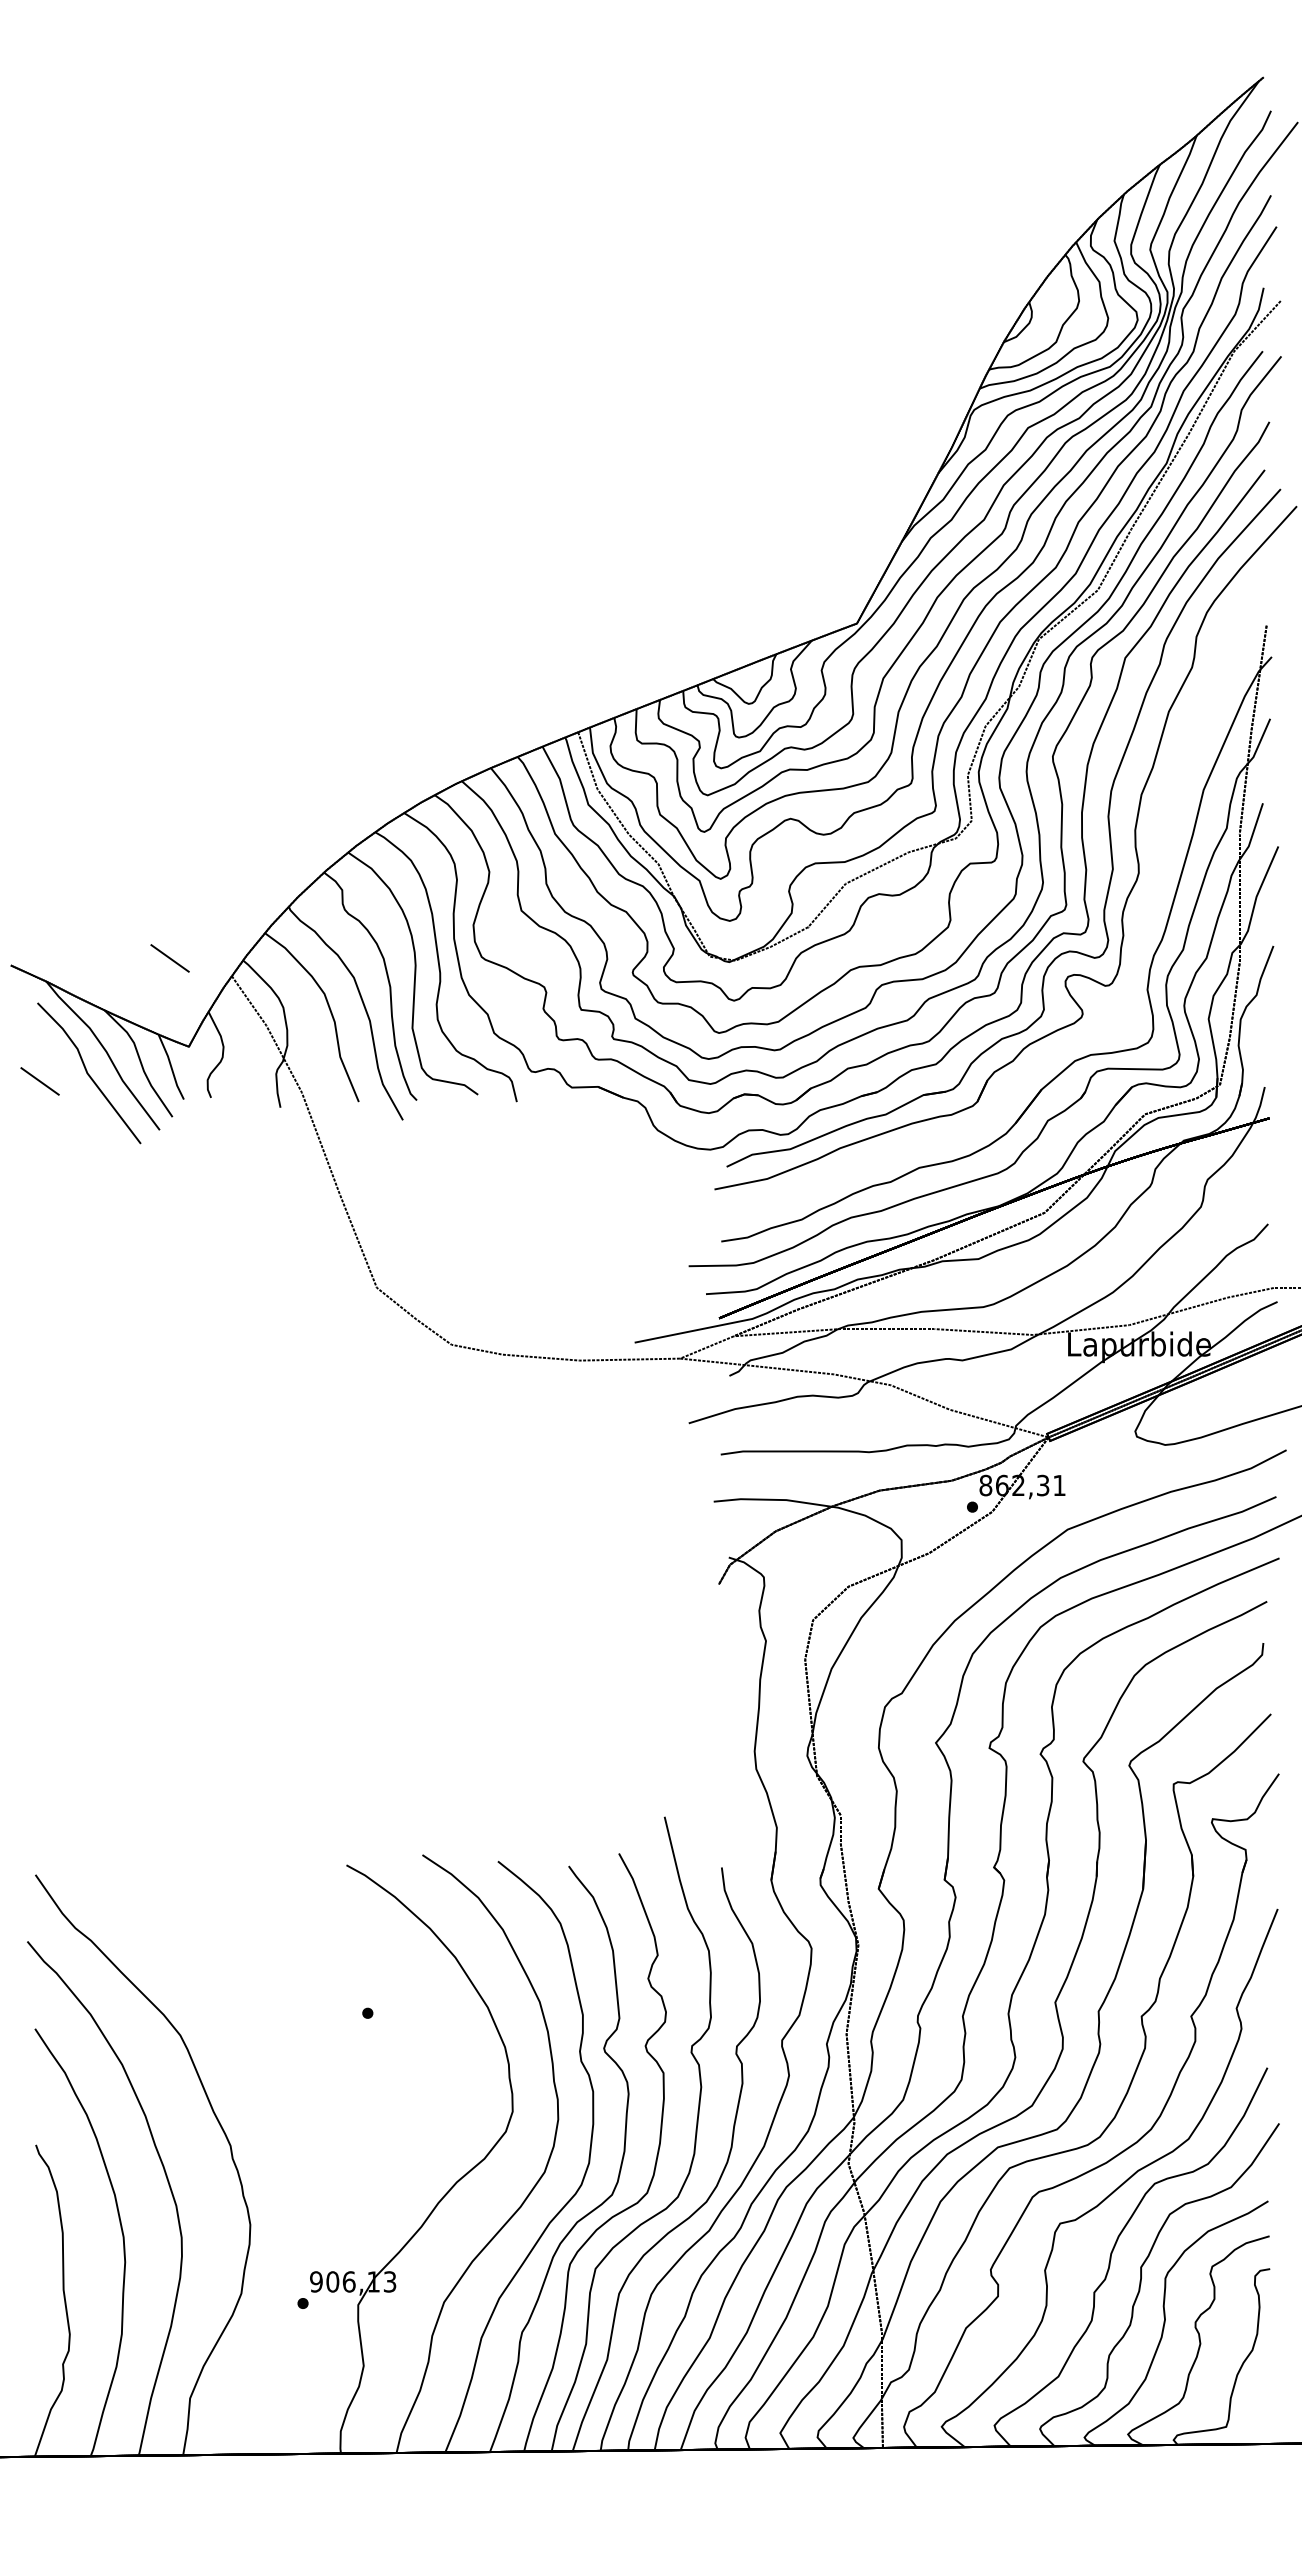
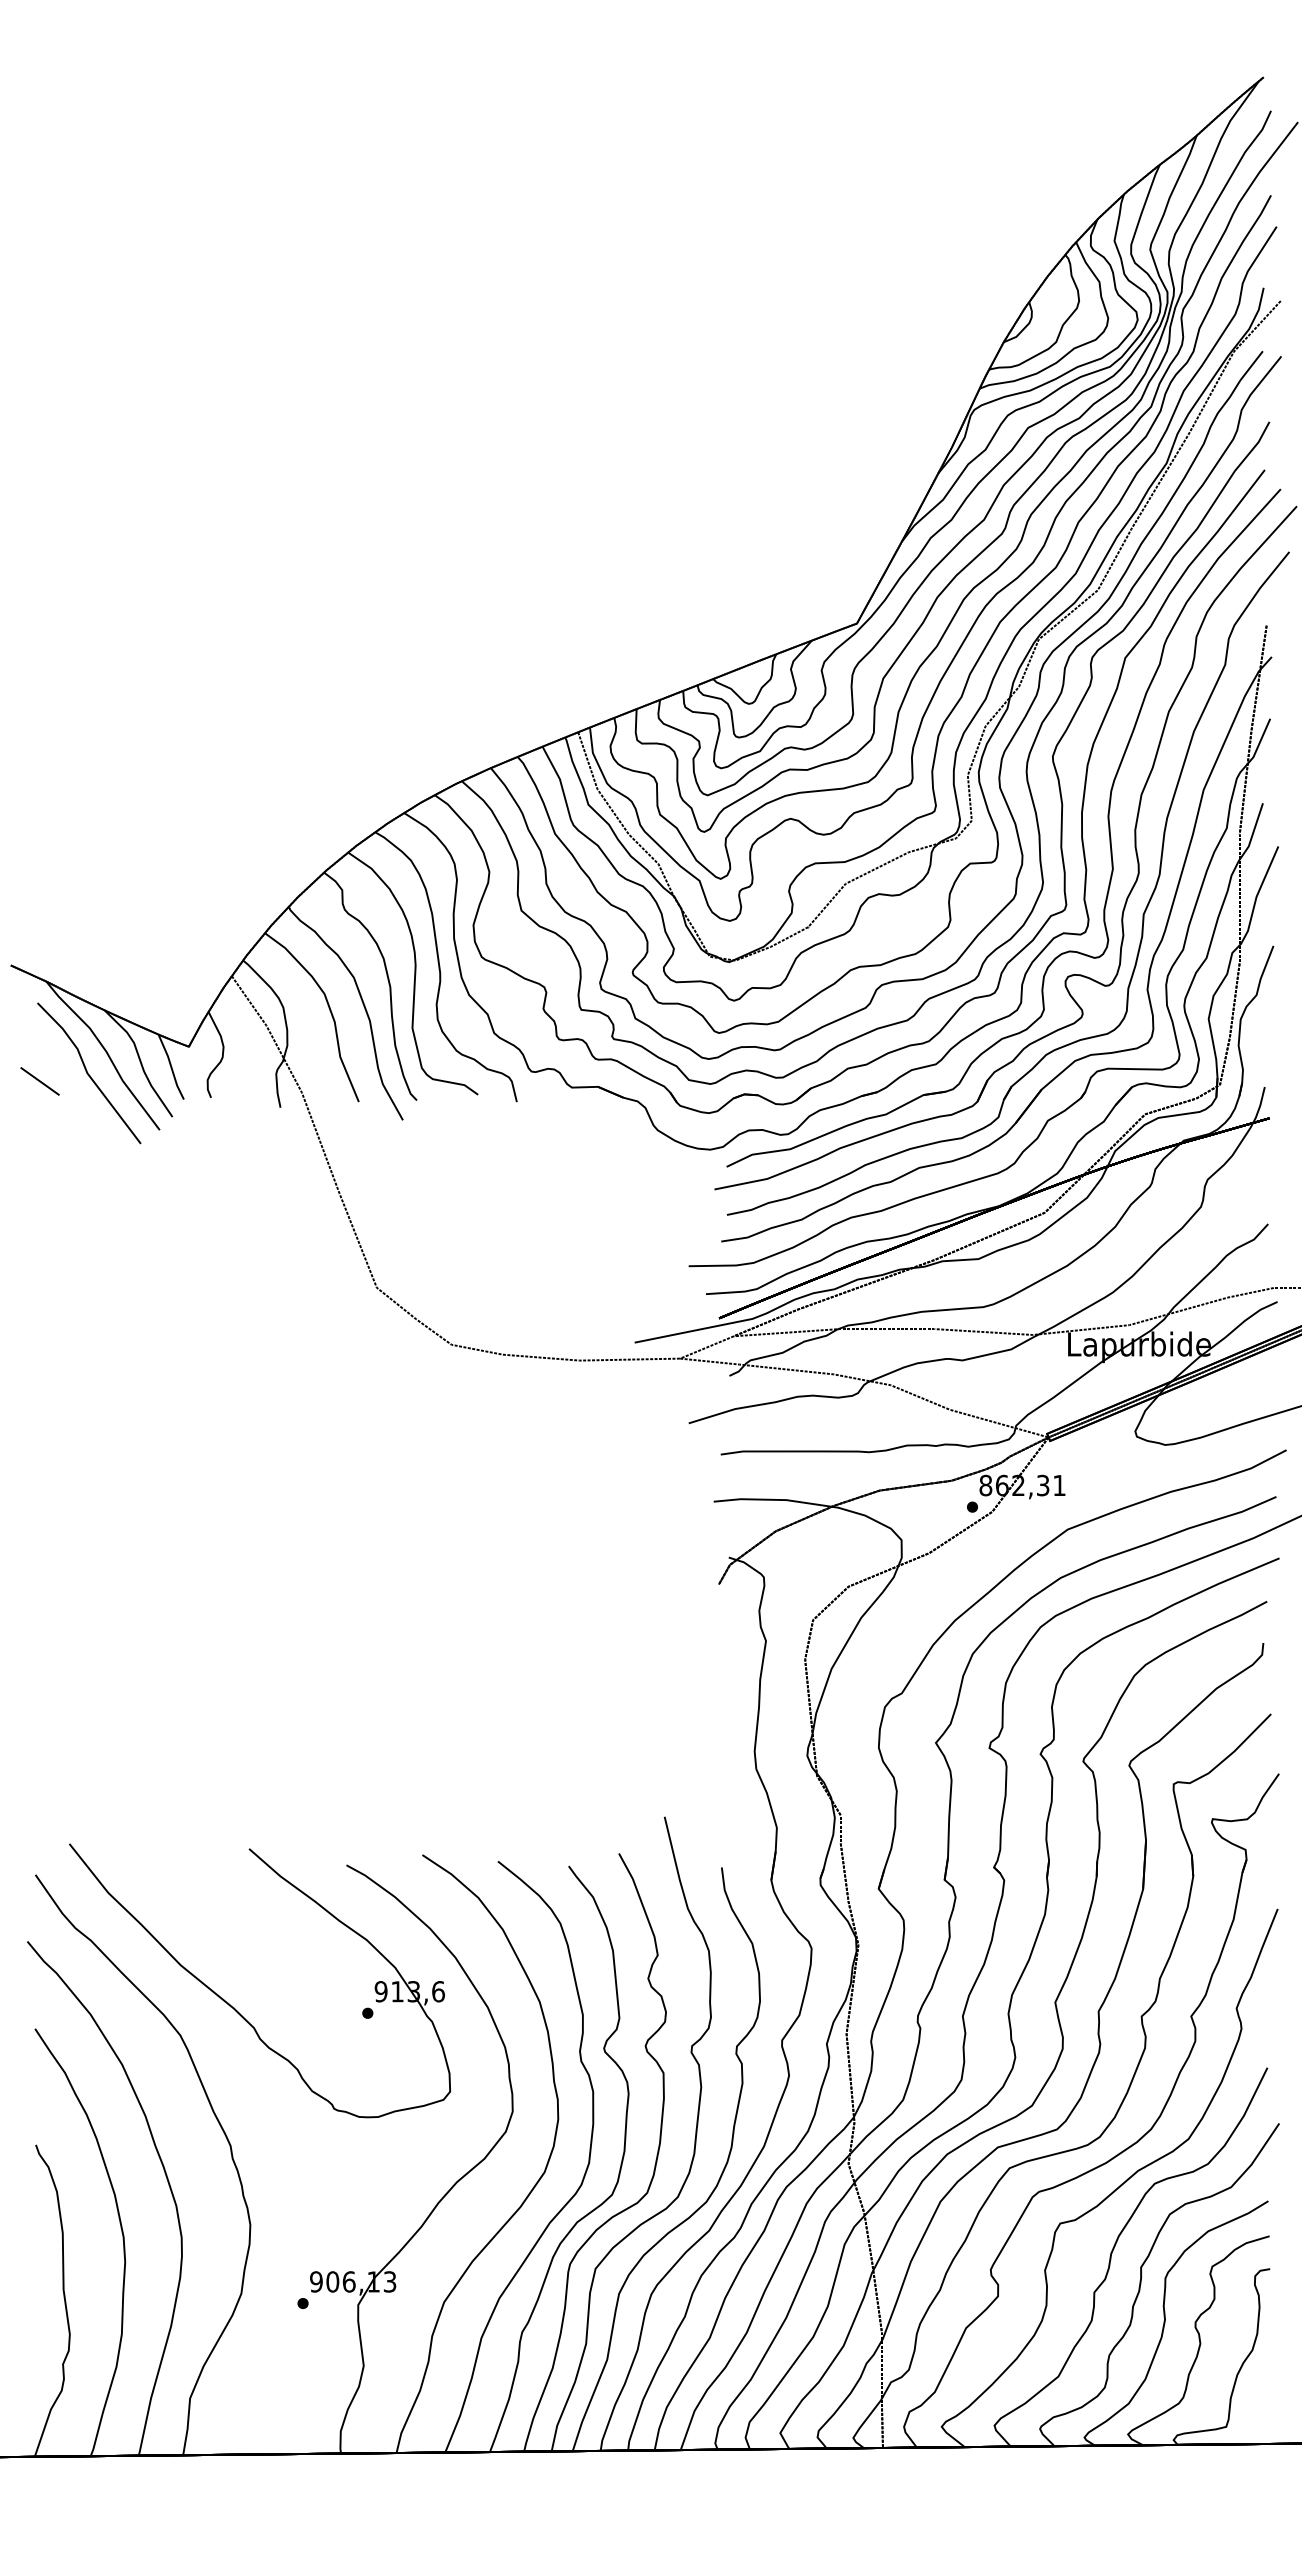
part: none -> present (1142, 914)
line: present -> none (169, 958)
part: none -> present (234, 2007)
